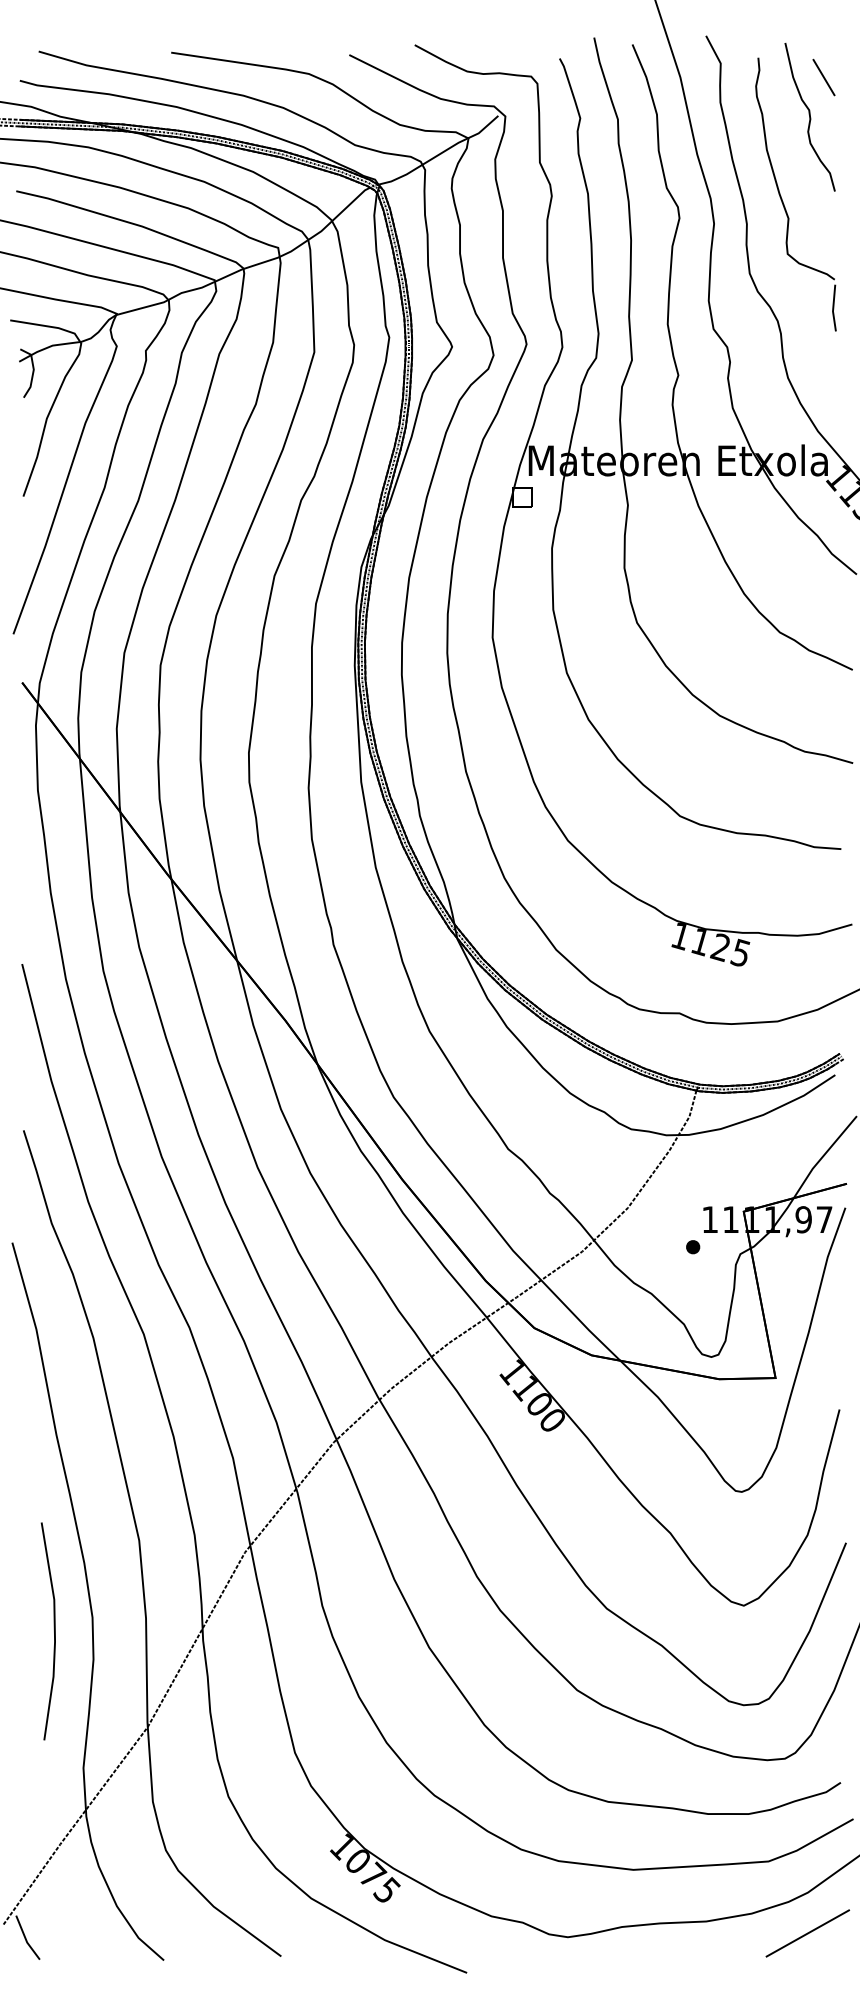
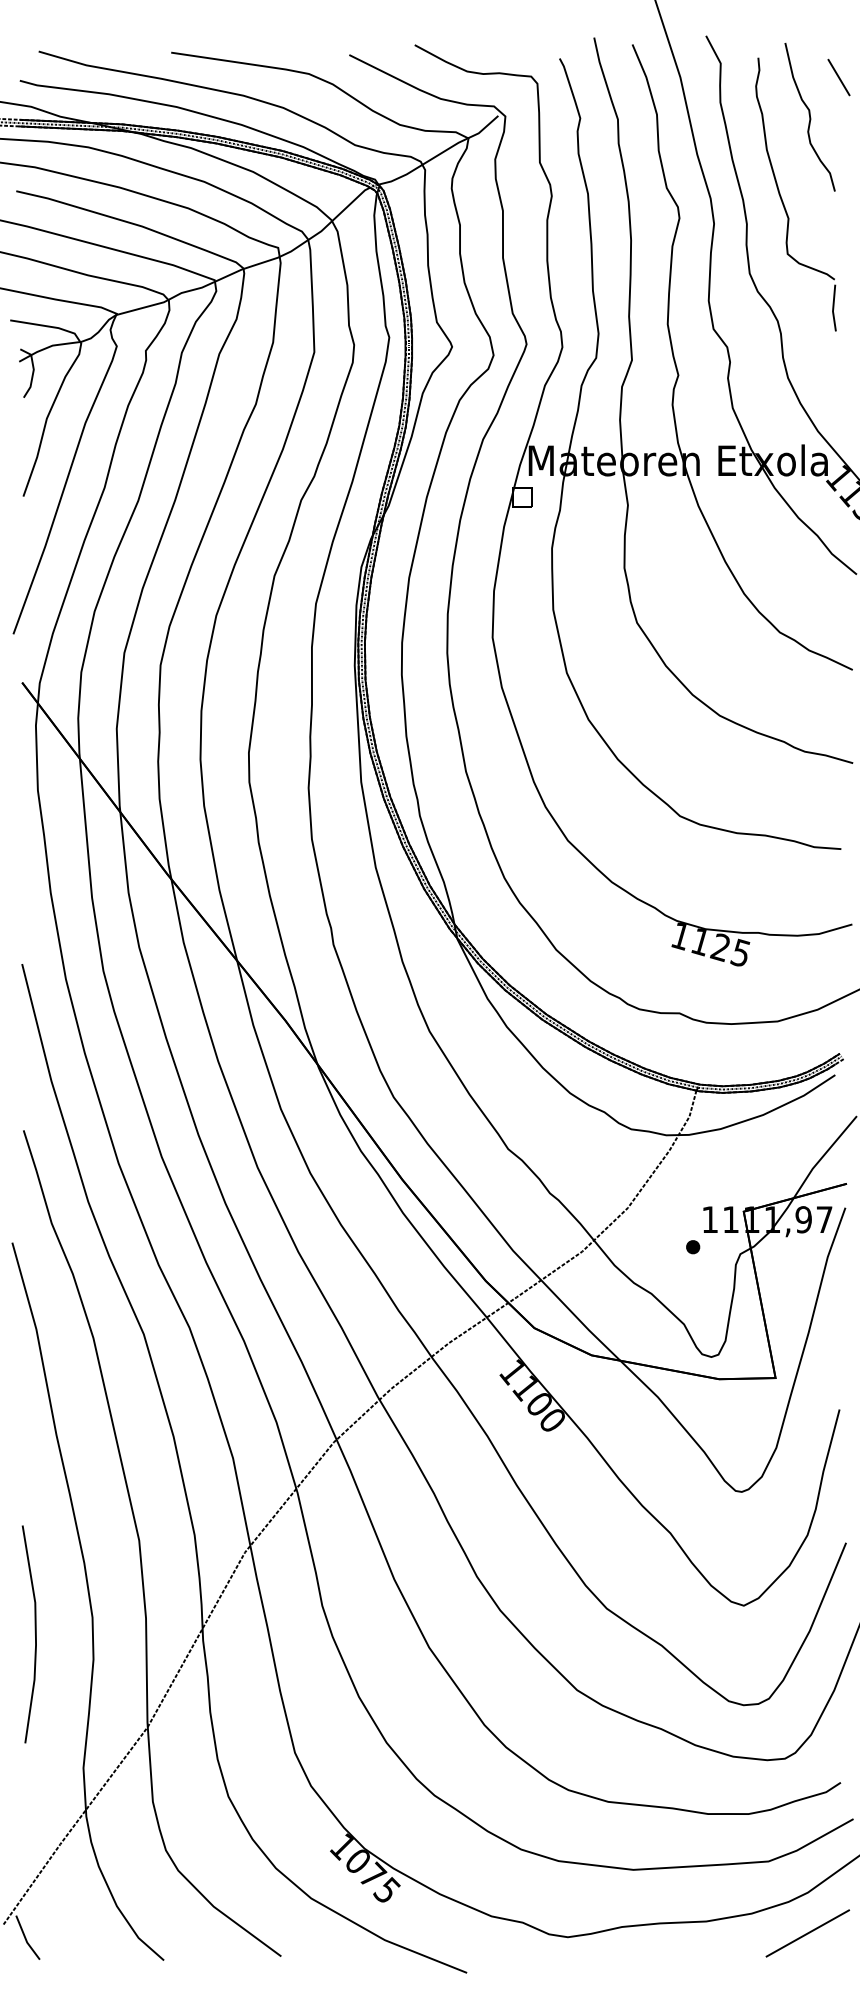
line position: (823, 77) -> (838, 77) (838, 77)
line position: (53, 1629) -> (34, 1632) (34, 1632)
